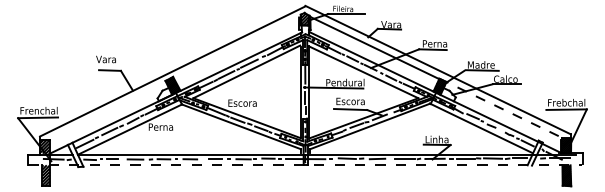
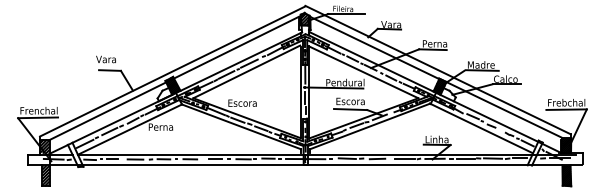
line: none -> present (176, 76)
line: dashed -> solid (501, 108)
line: dashed -> solid (305, 165)
